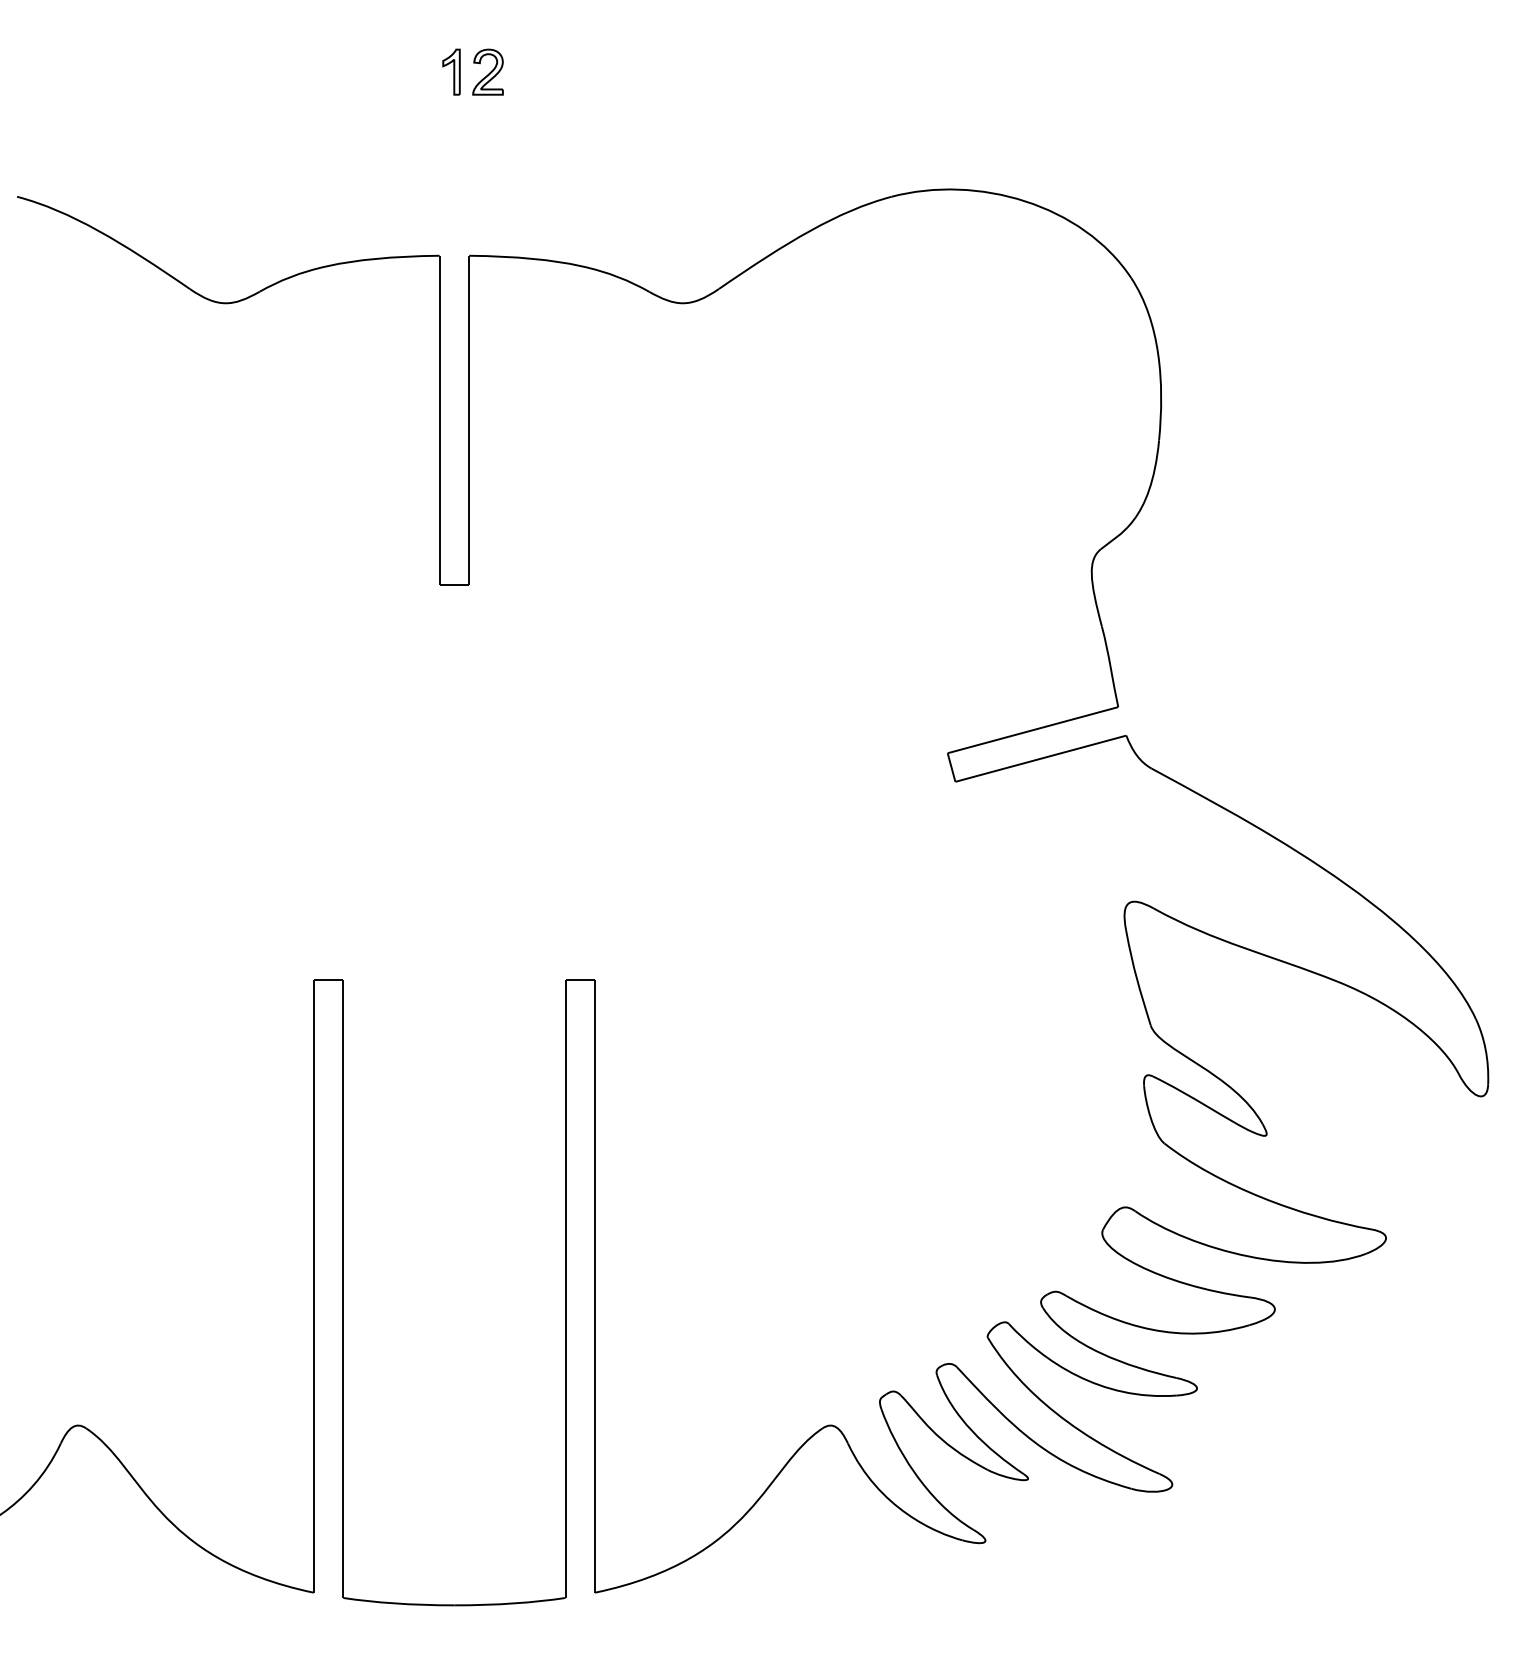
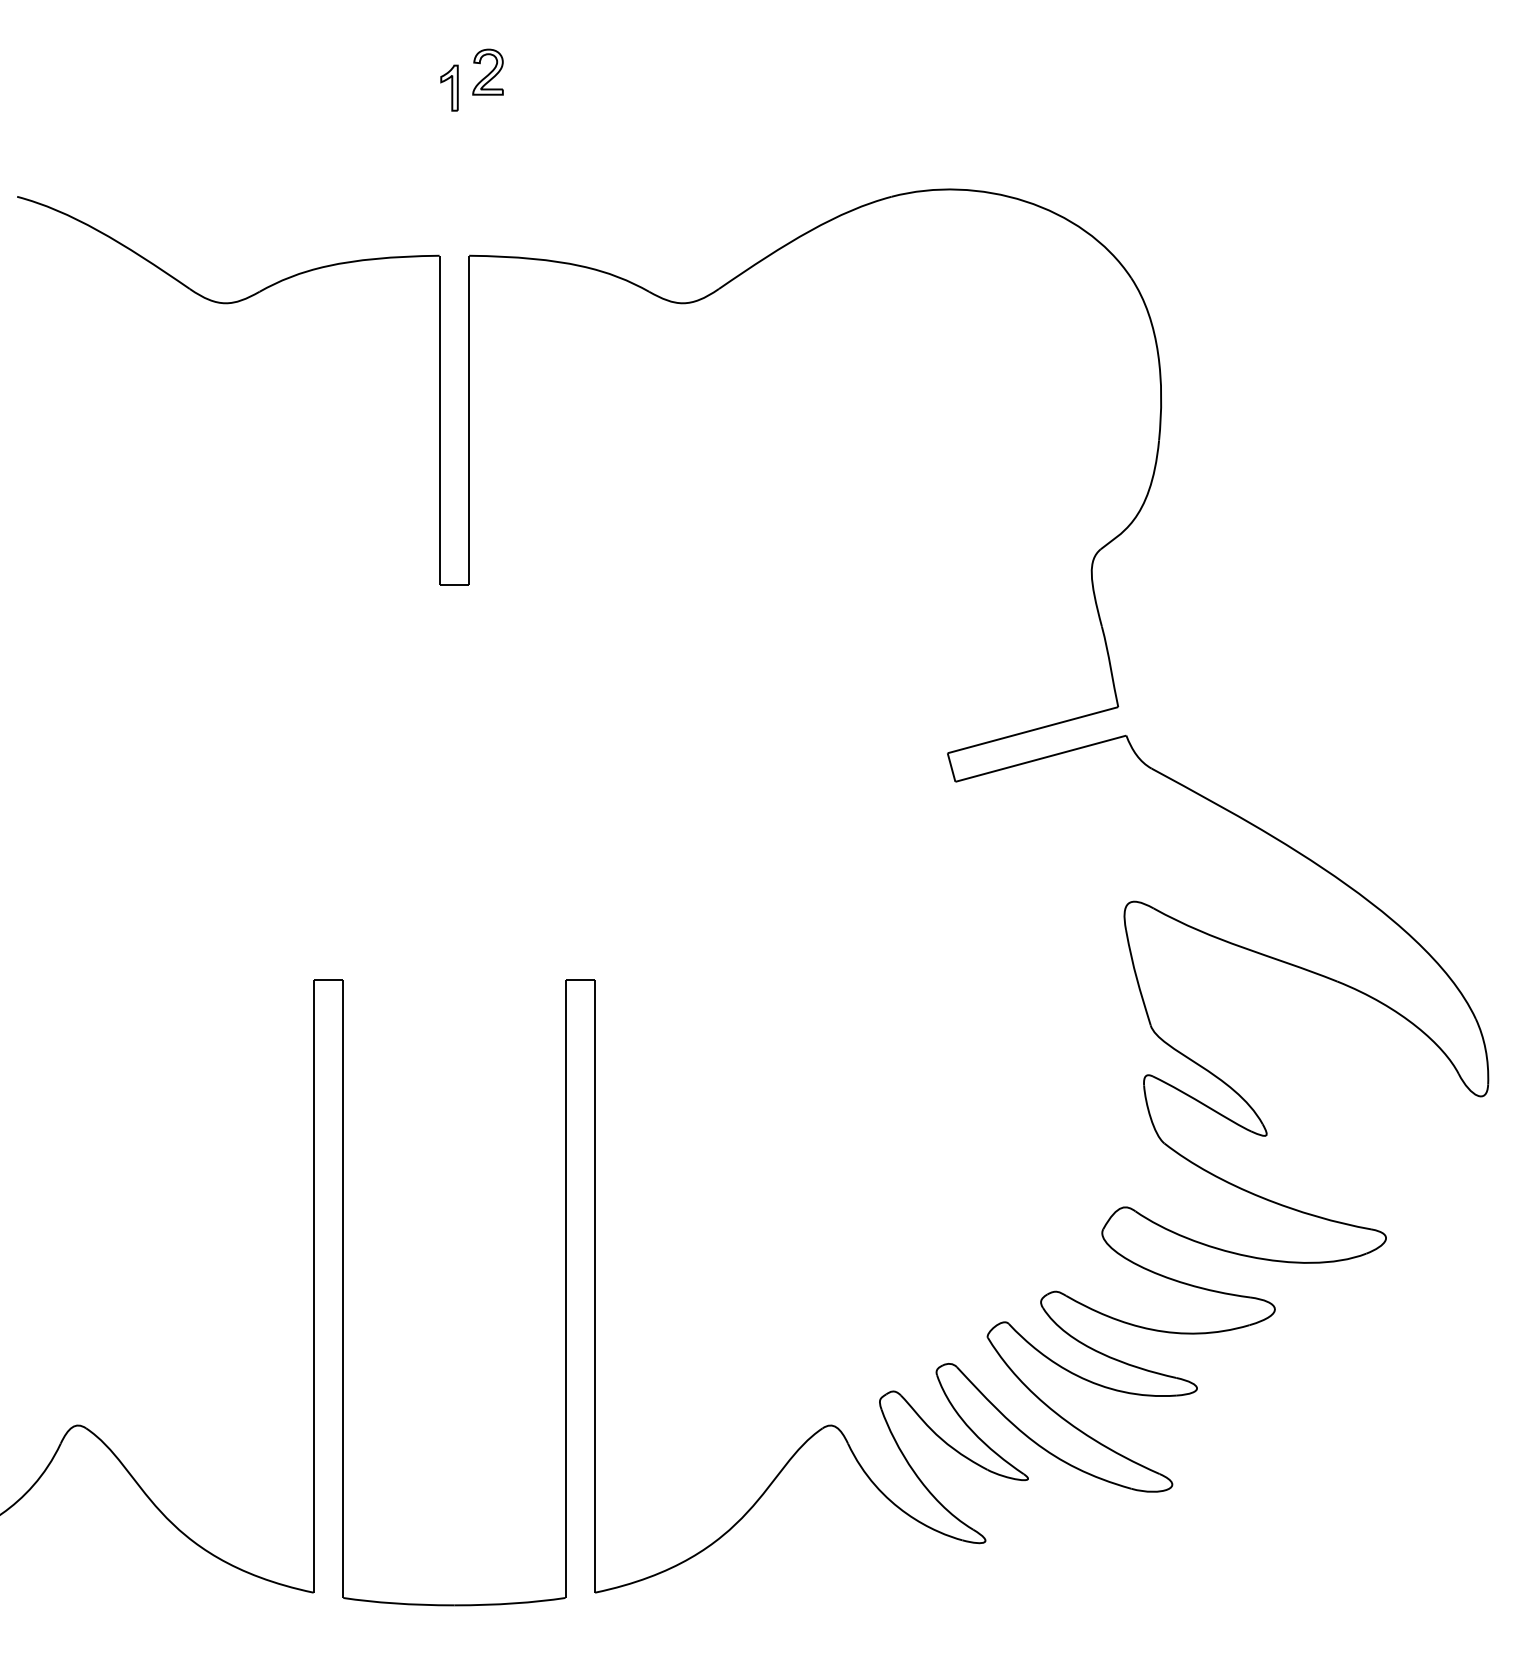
part position: (451, 71) -> (449, 87) (449, 87)
